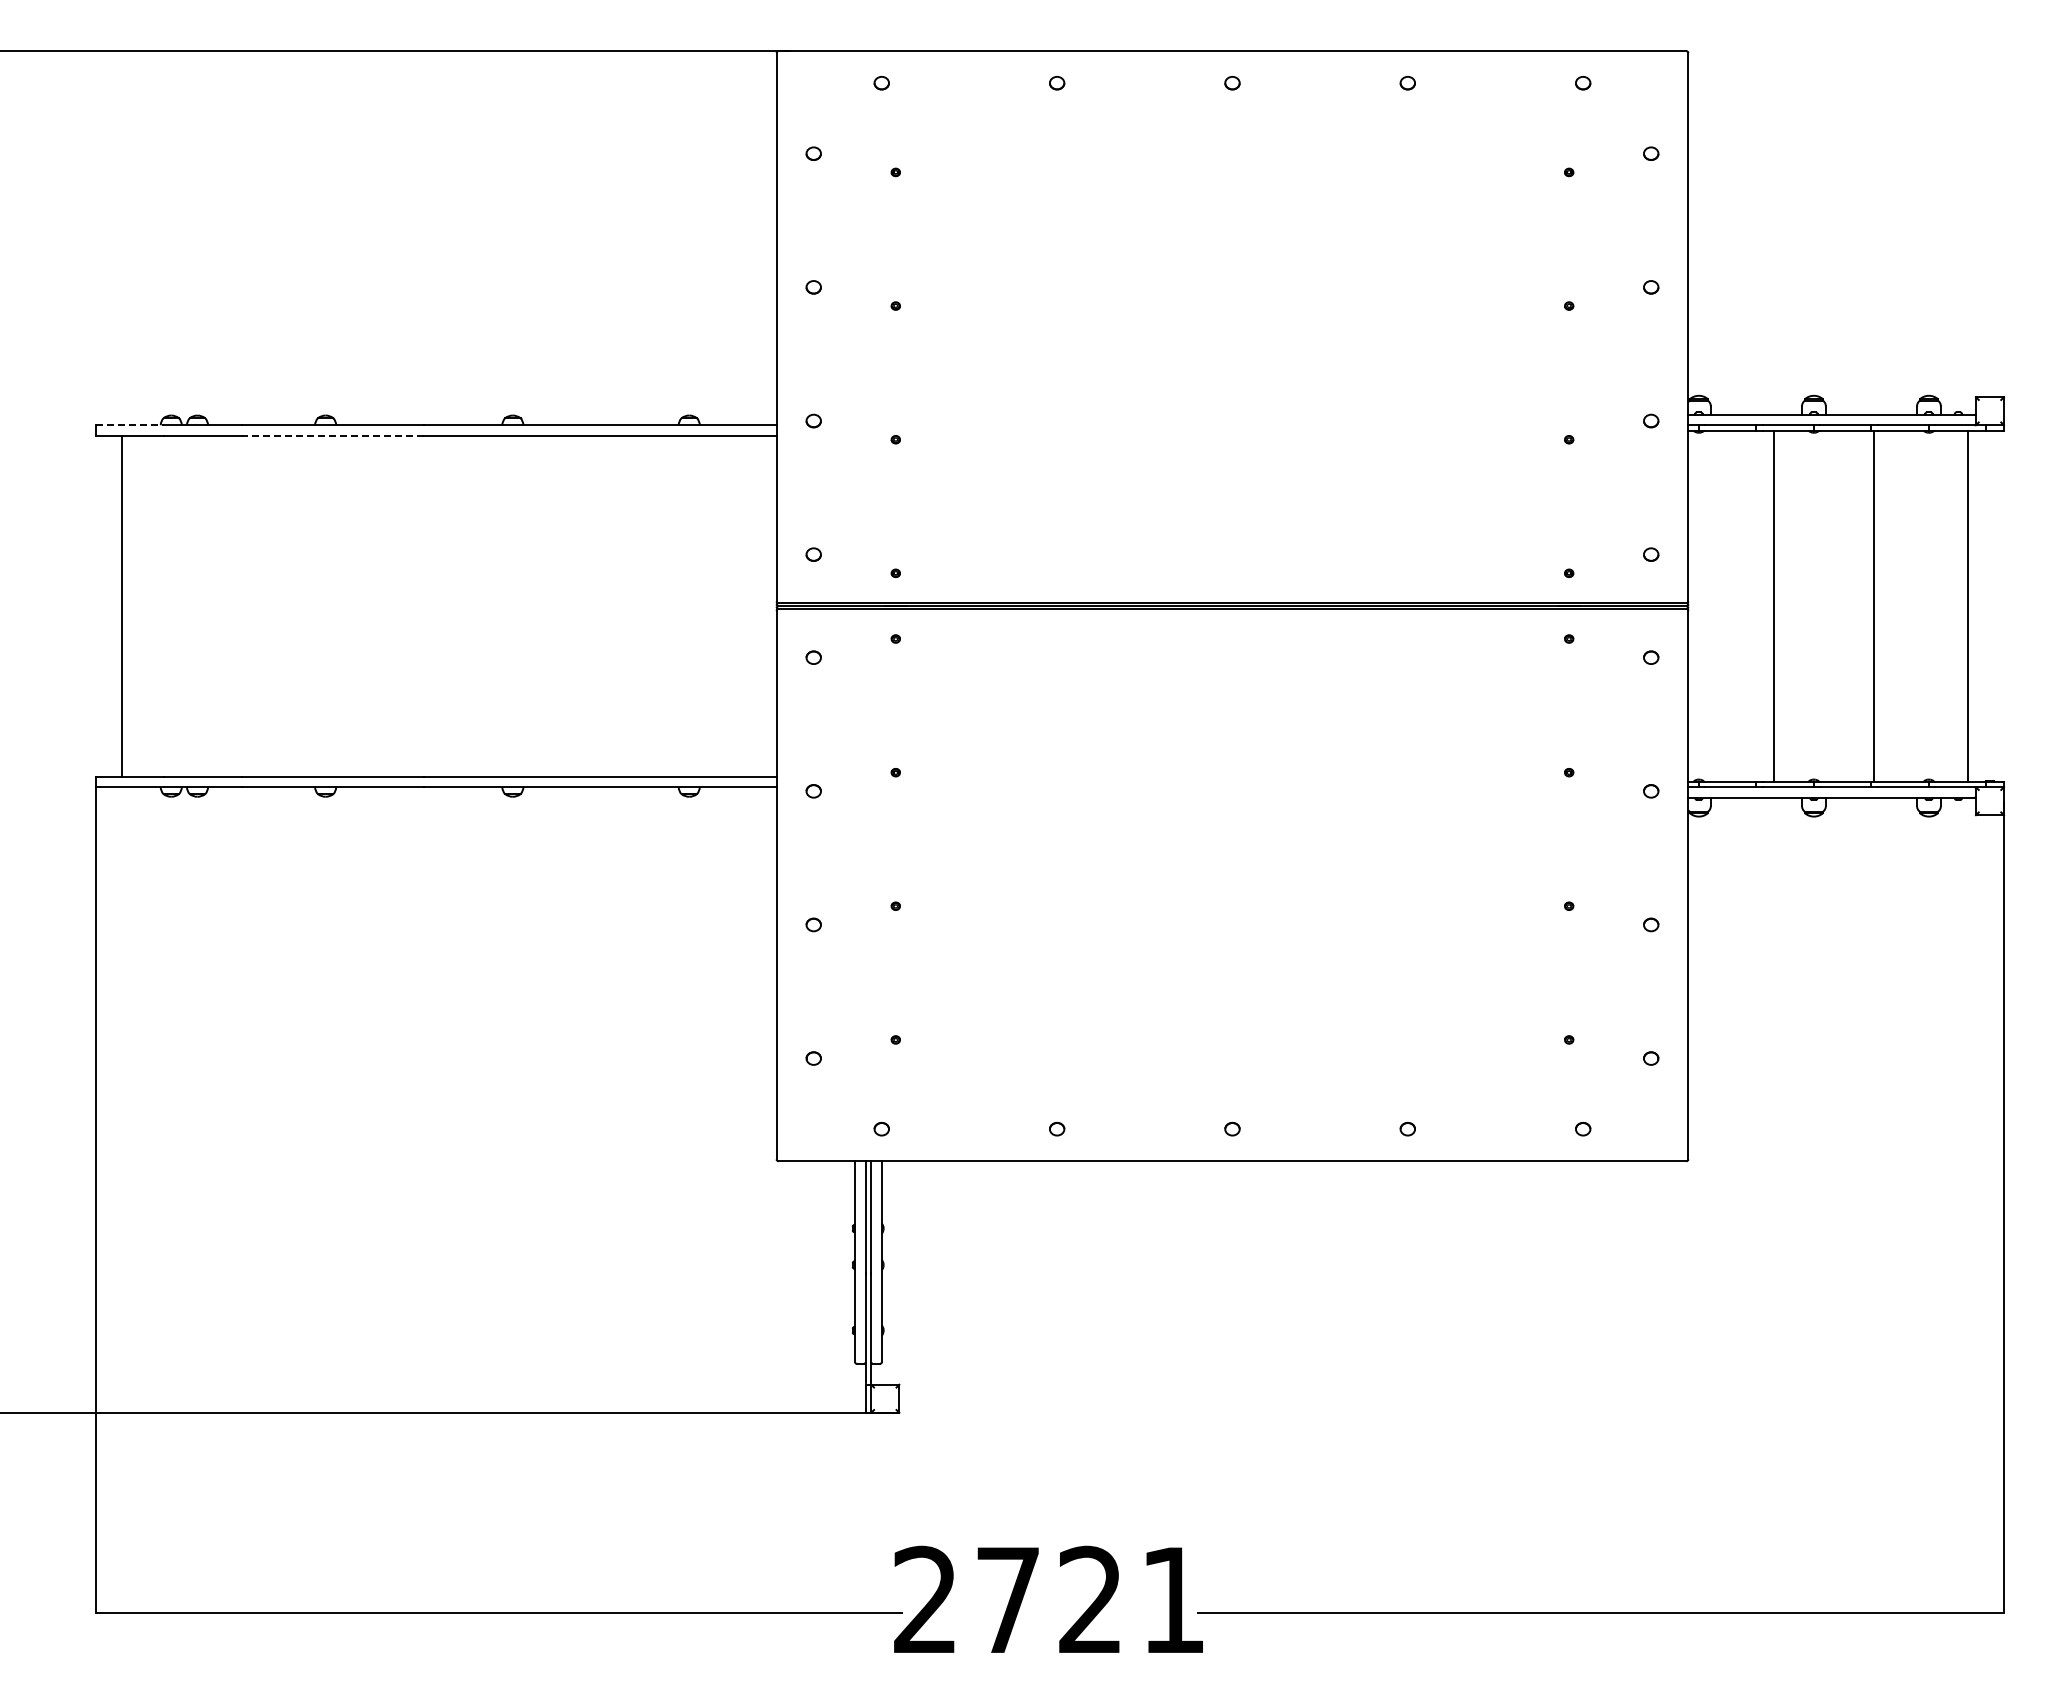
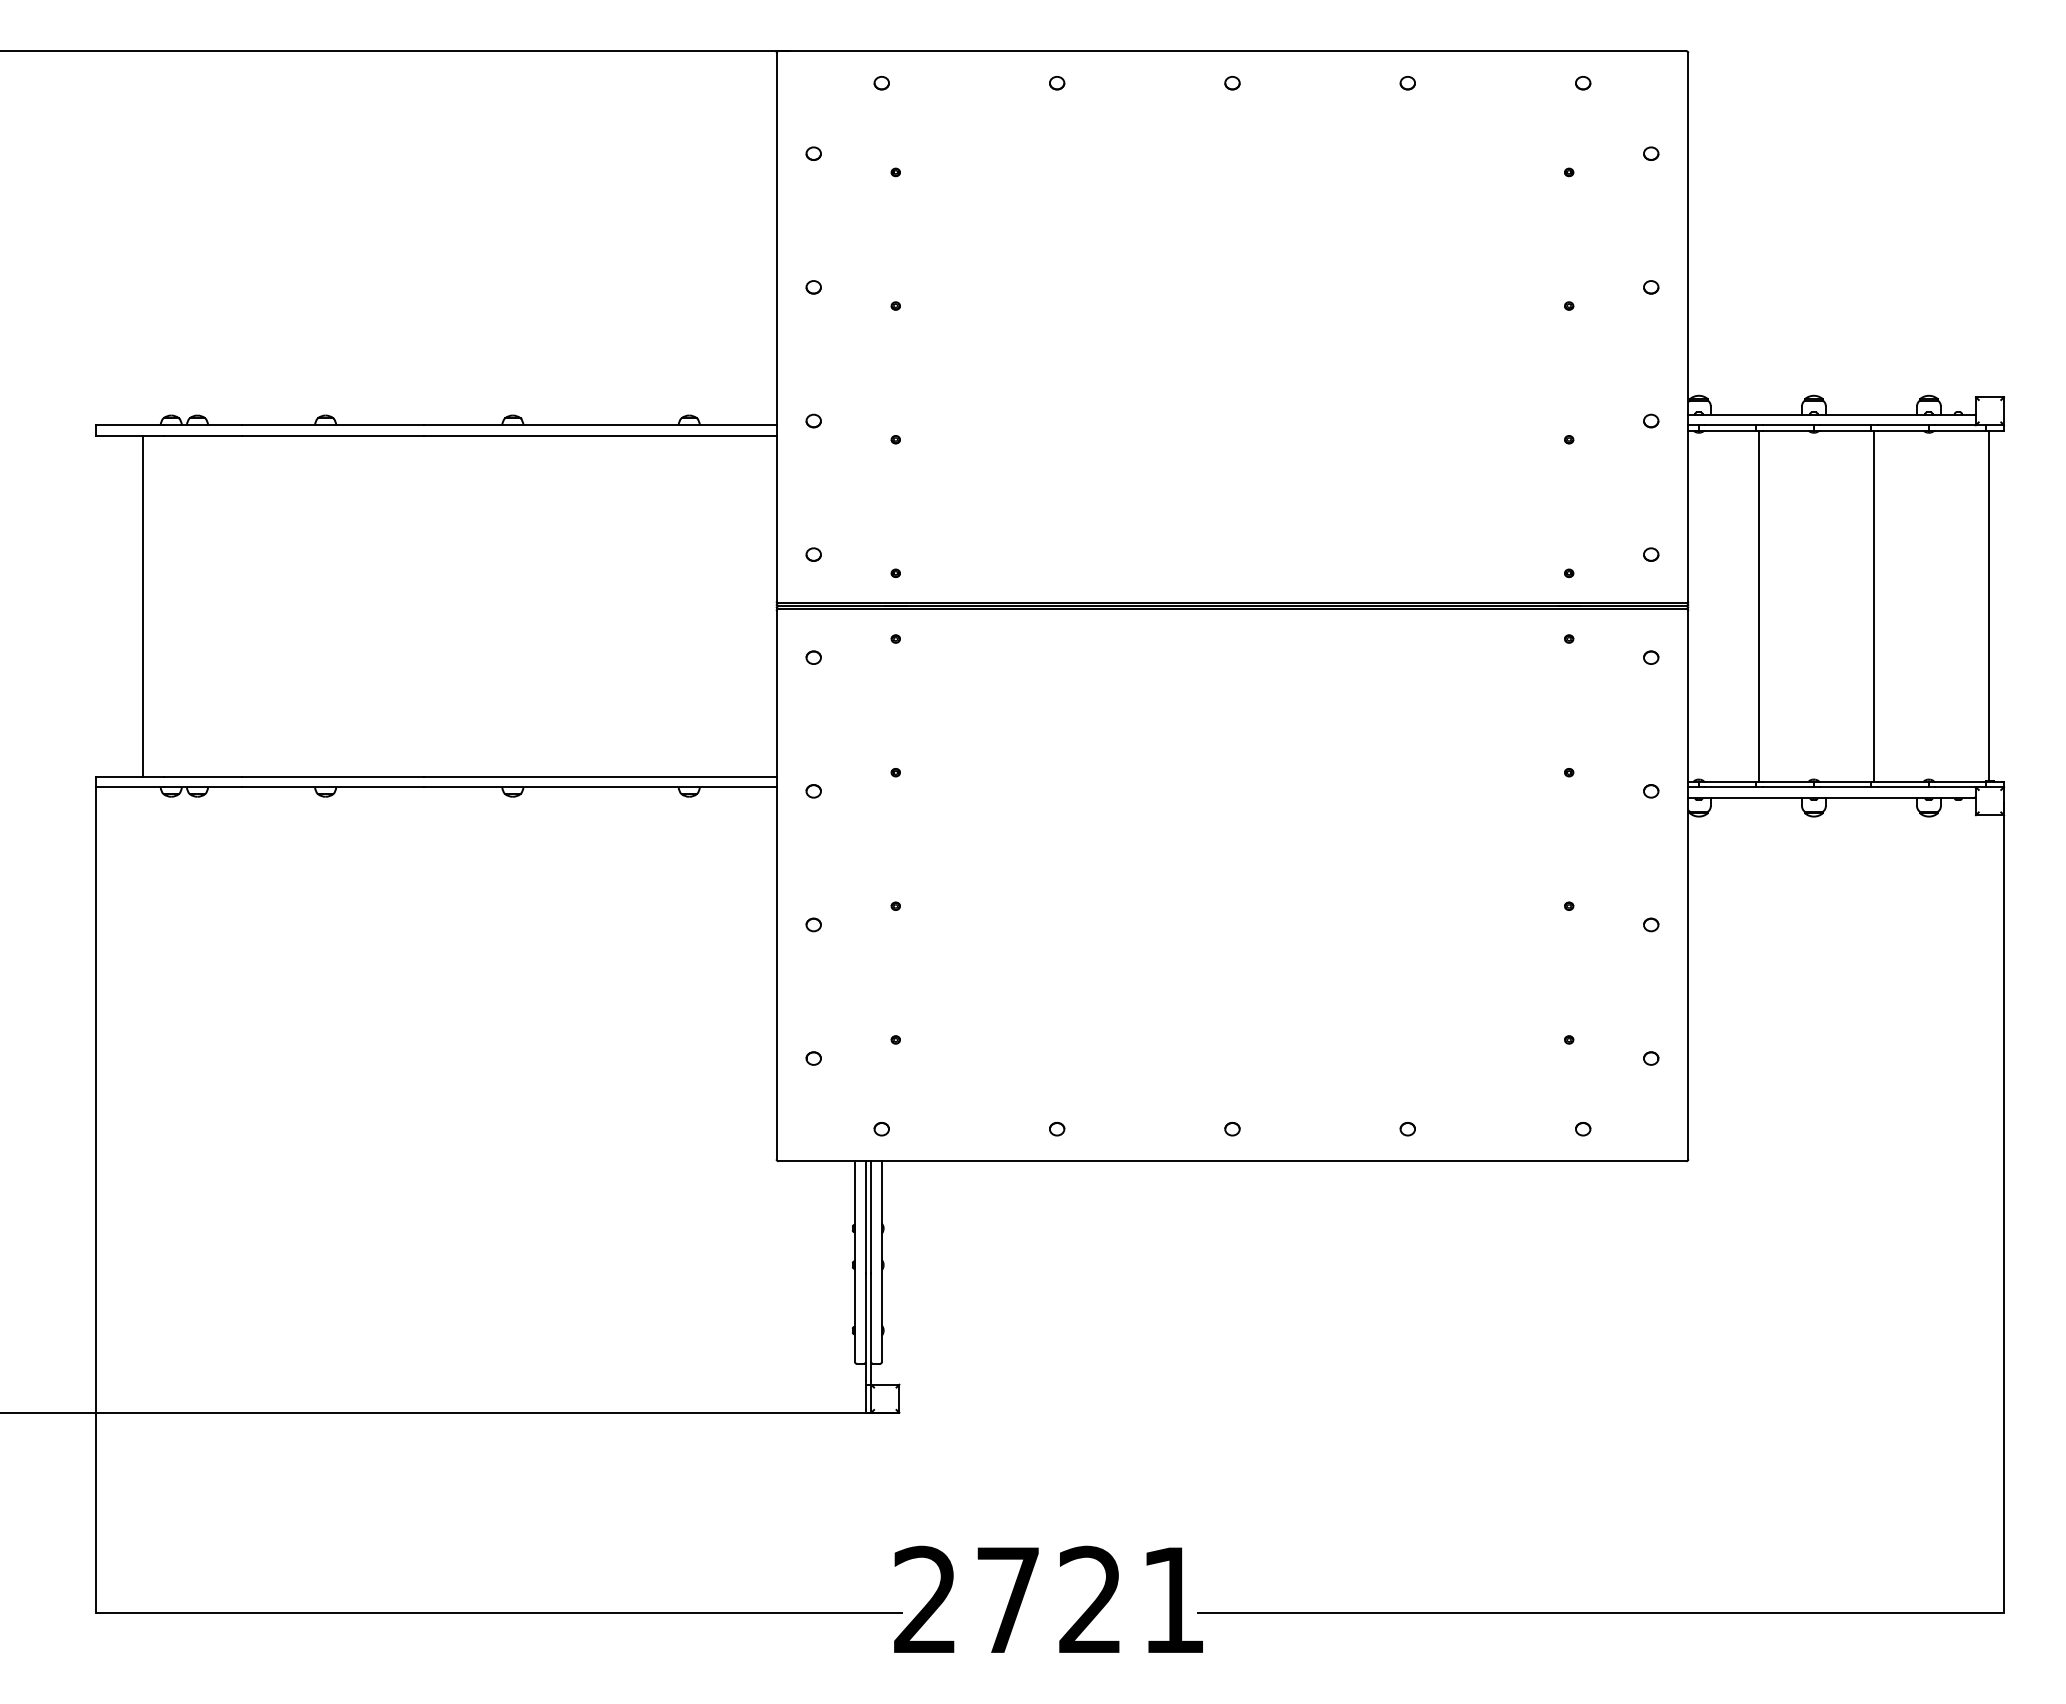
line: dashed -> solid (130, 425)
line: dashed -> solid (333, 435)
line position: (121, 605) -> (142, 605) (142, 605)
line position: (1774, 605) -> (1759, 605) (1759, 605)
line position: (1968, 605) -> (1989, 605) (1989, 605)
